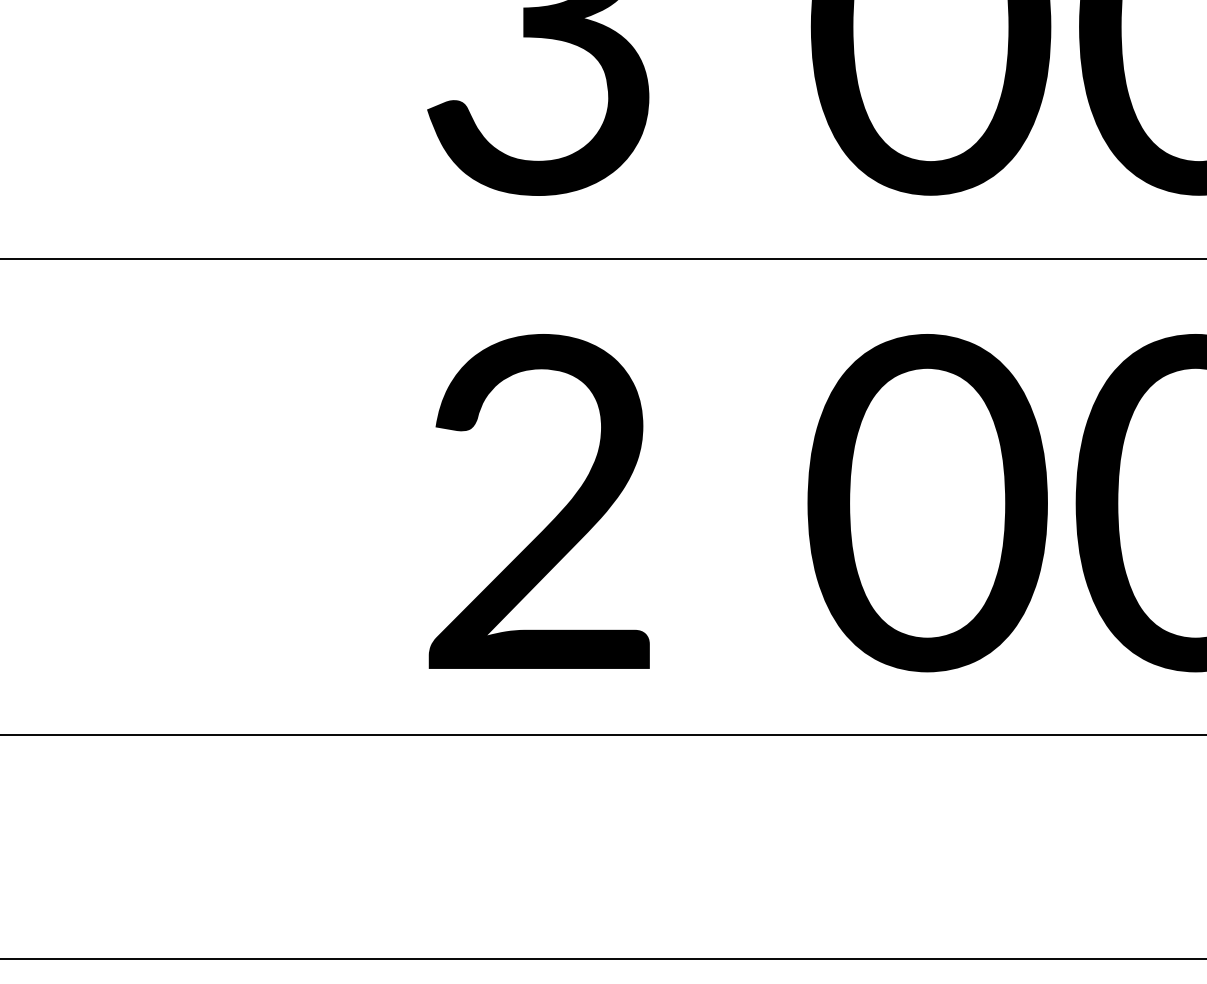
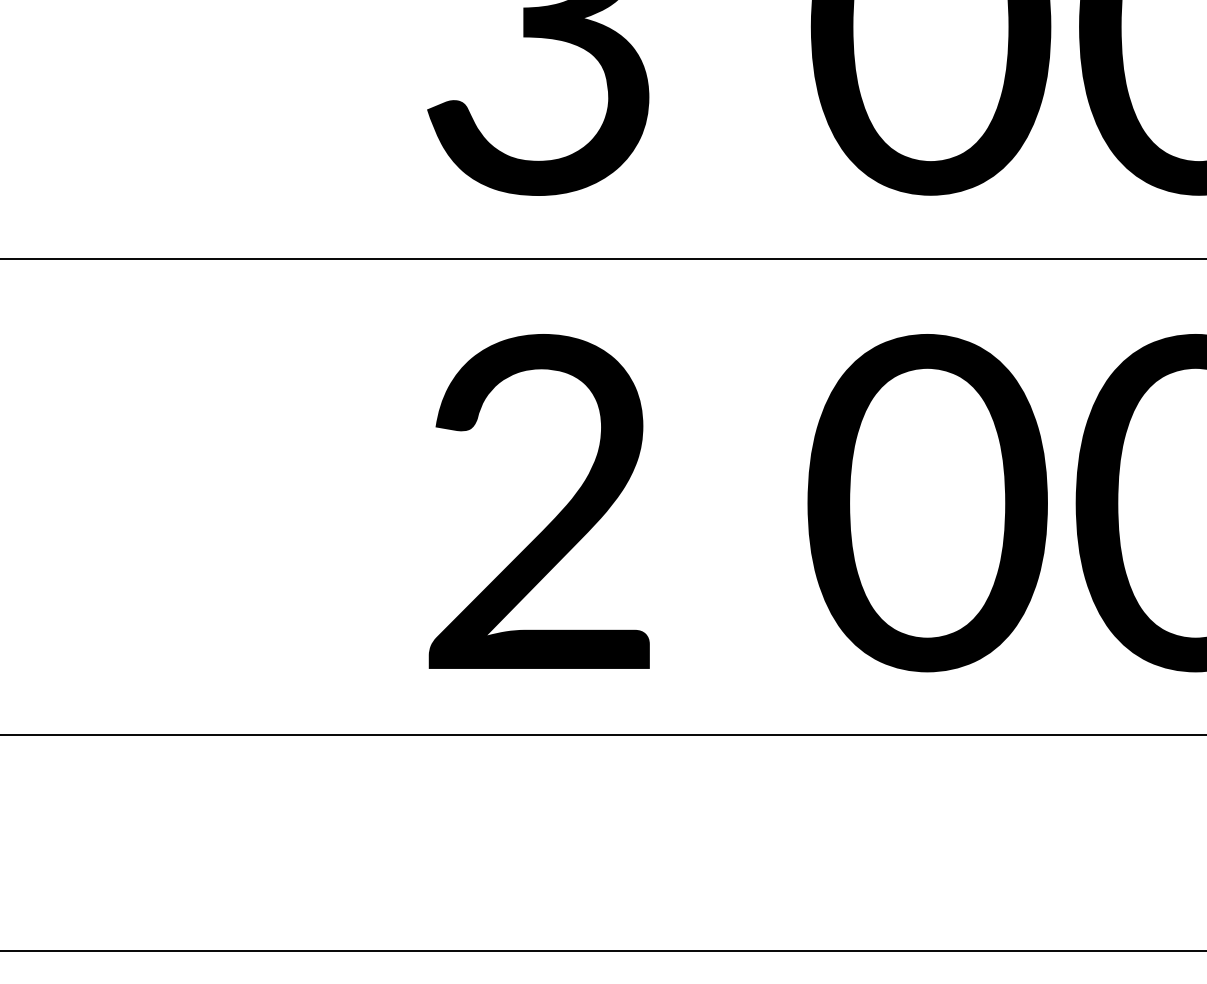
line position: (602, 958) -> (602, 950) (602, 950)
